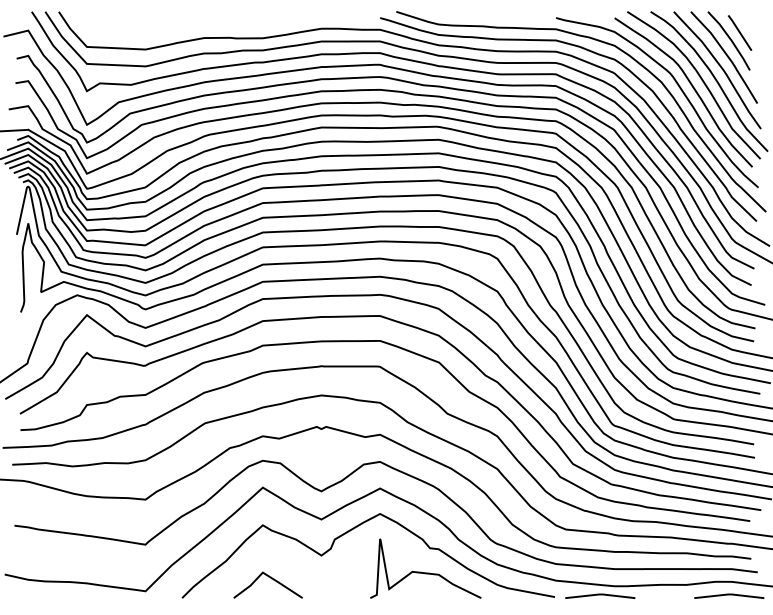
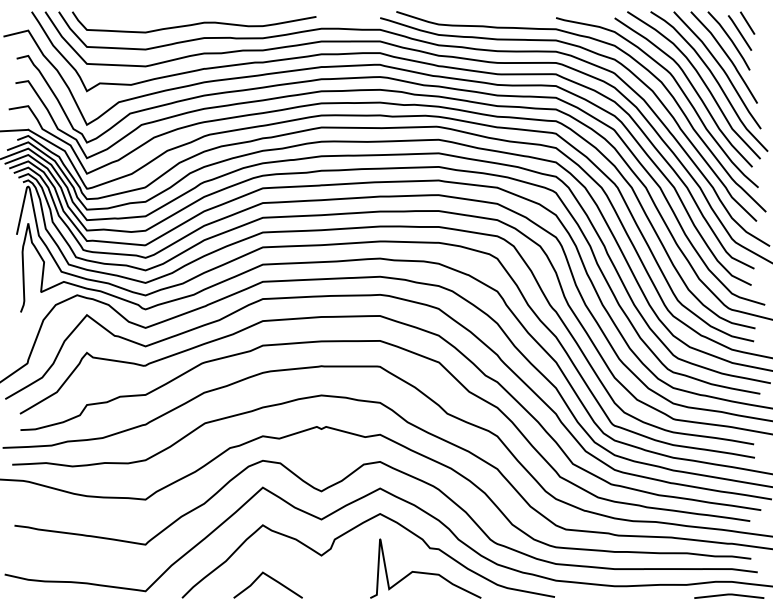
line: none -> present (747, 22)
curve: none -> present (194, 23)
line: present -> none (600, 595)
